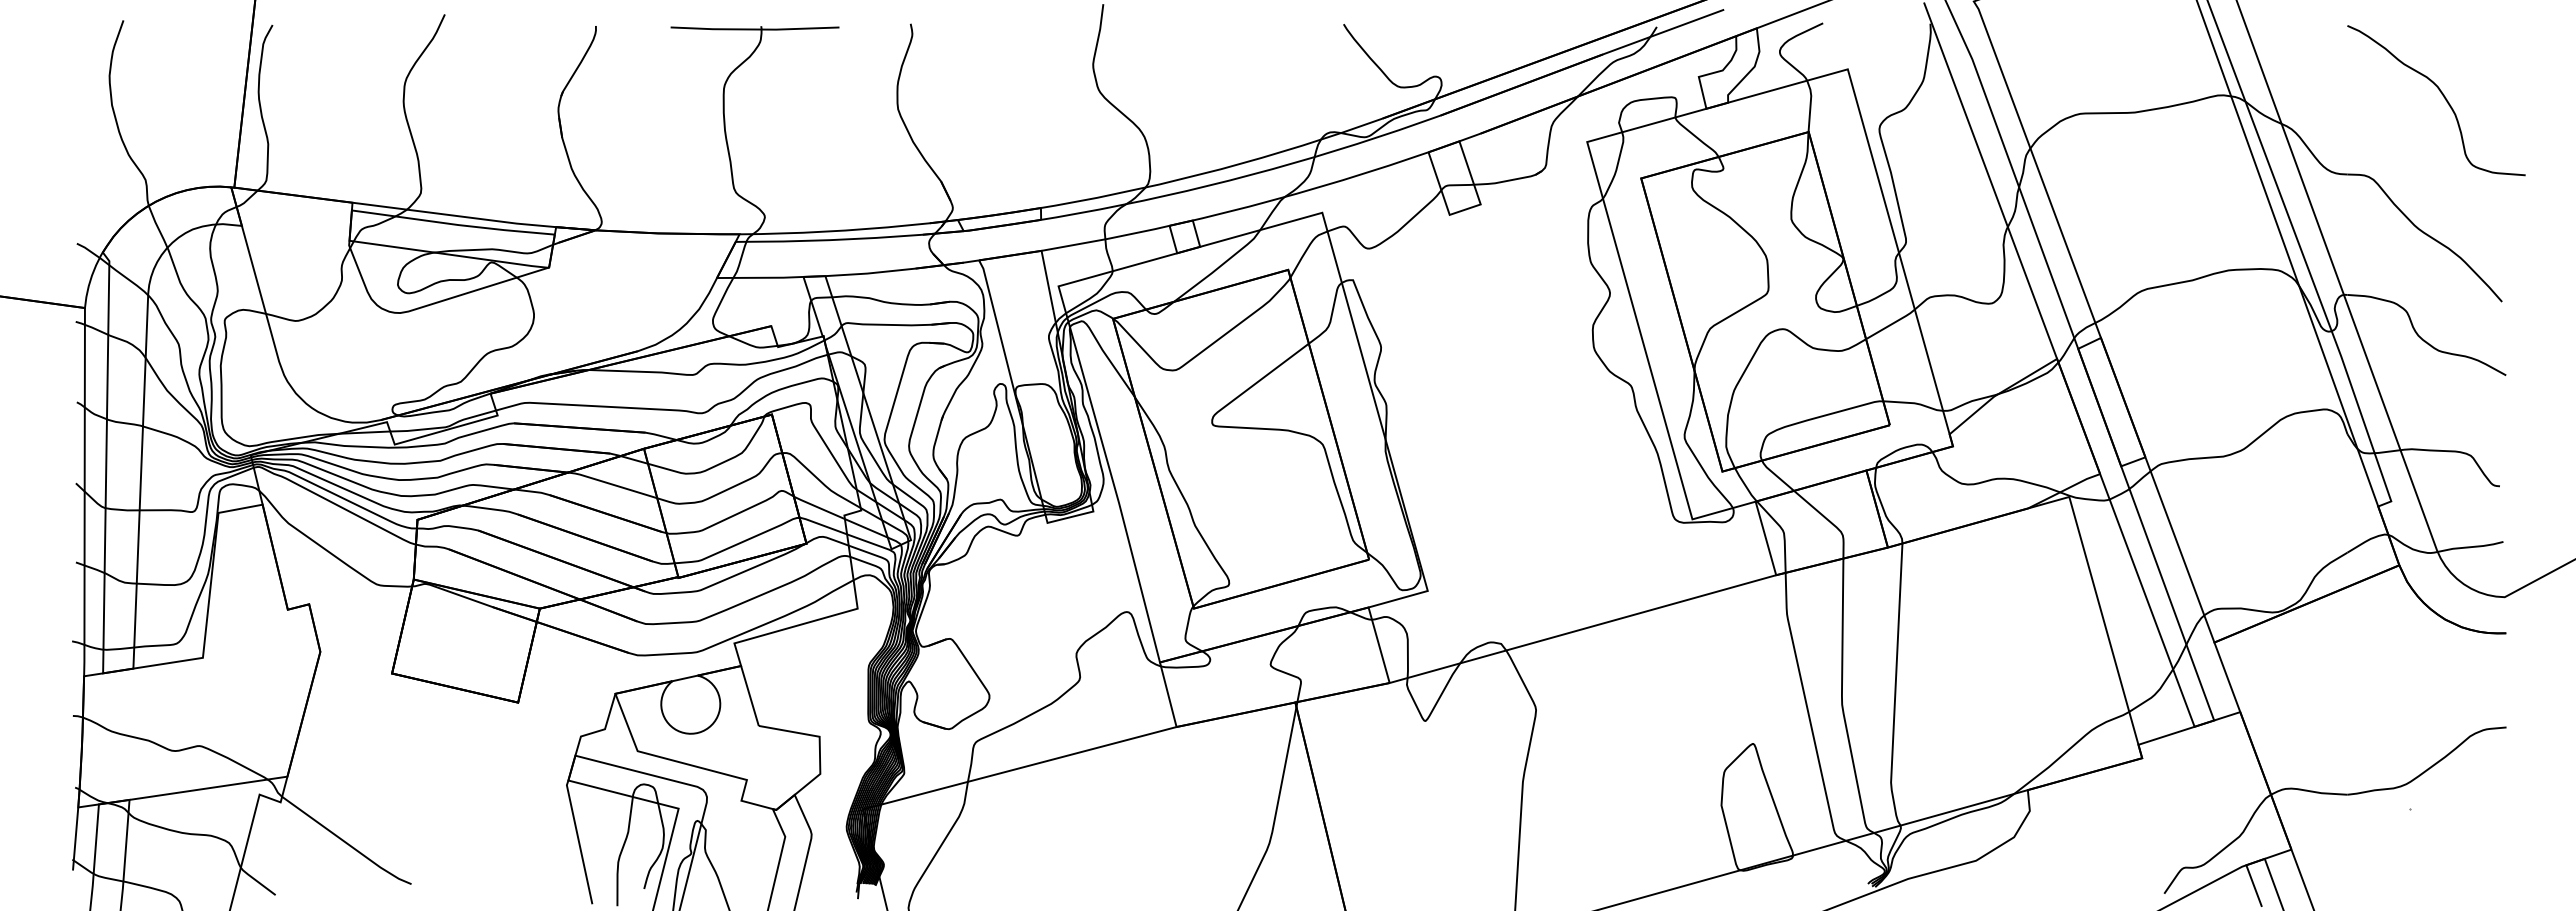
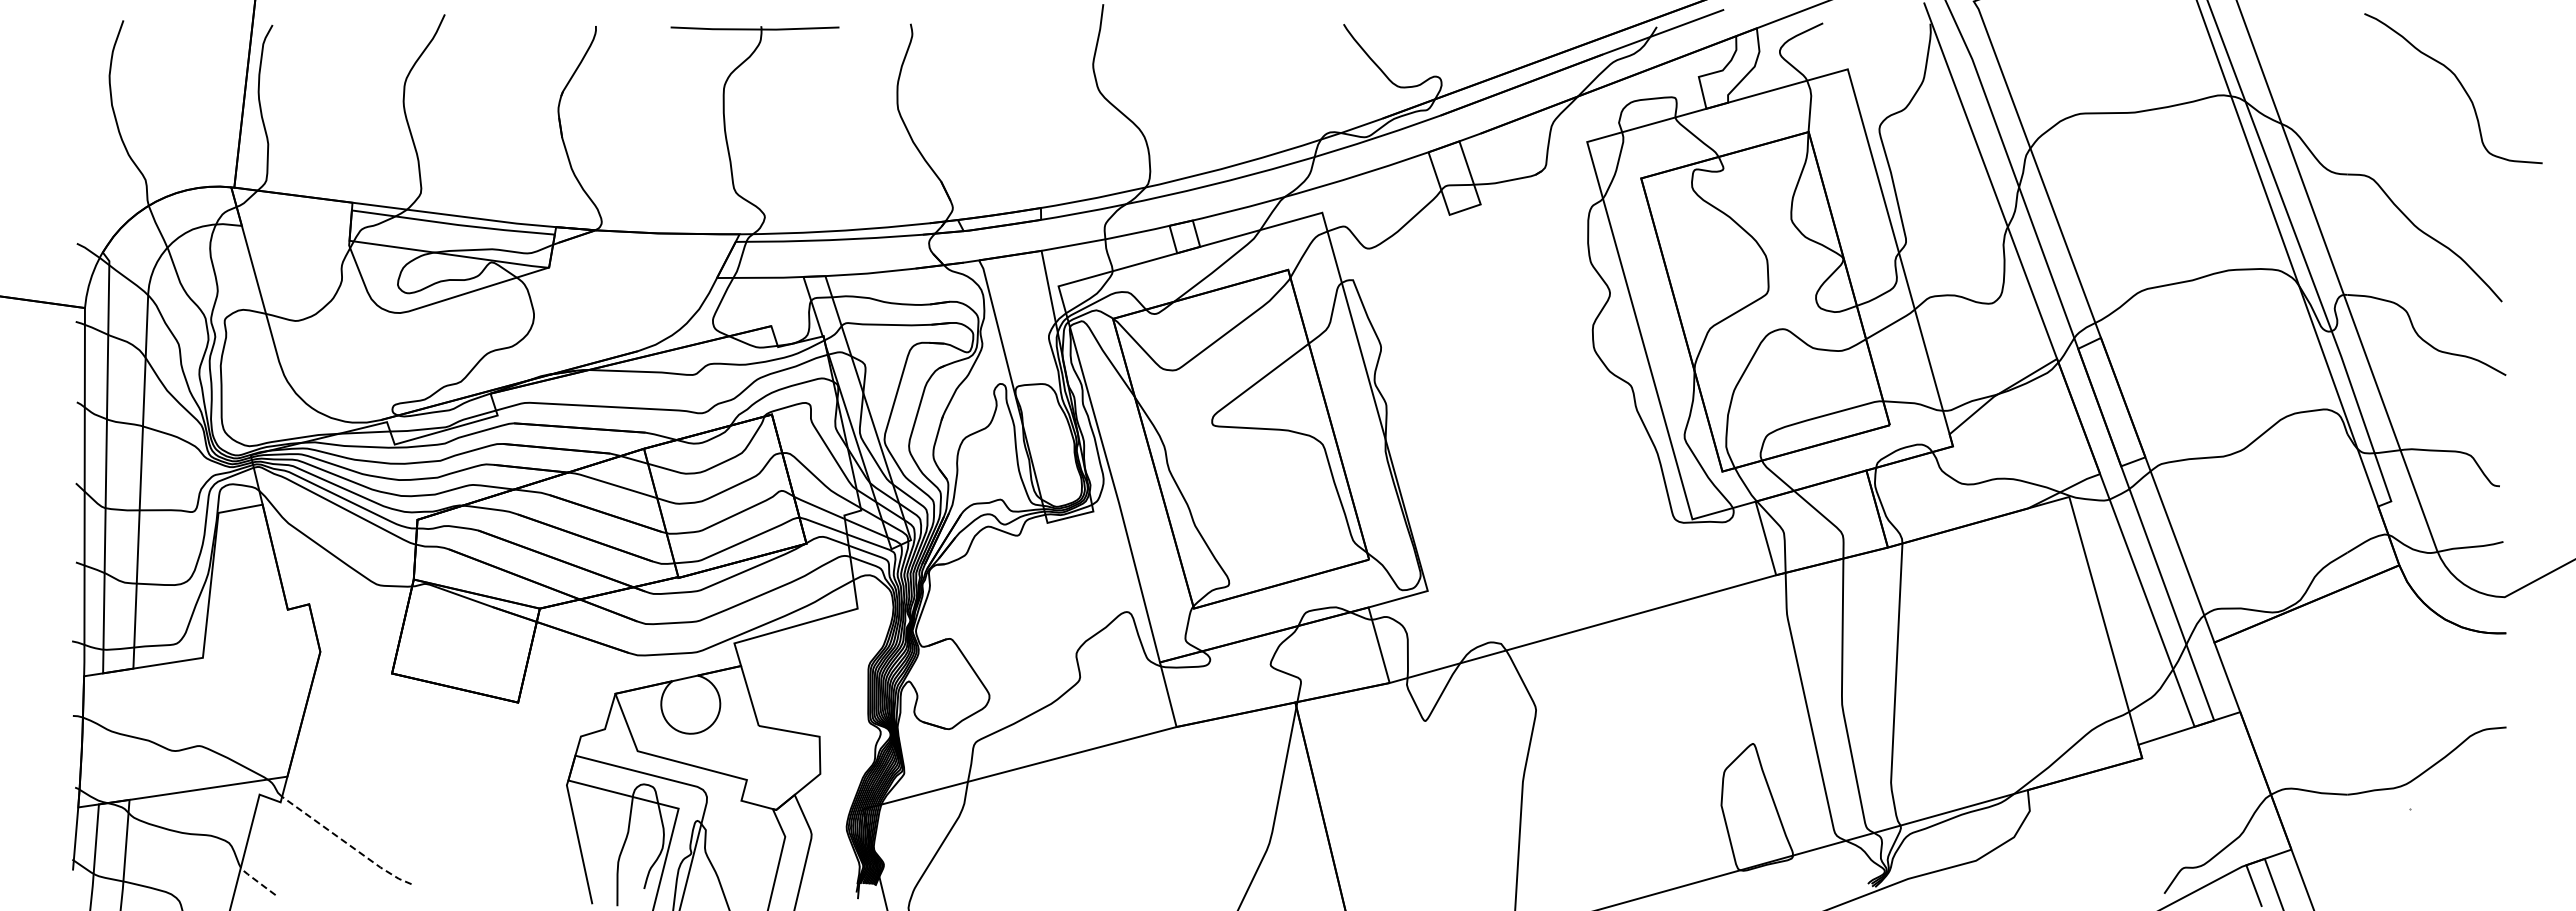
curve position: (2443, 97) -> (2460, 85) (2460, 85)
line: solid -> dashed (346, 843)
line: solid -> dashed (256, 880)
